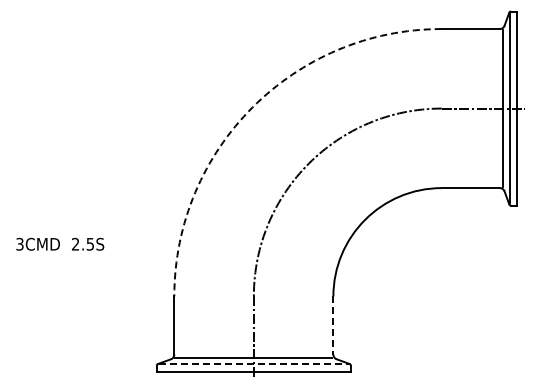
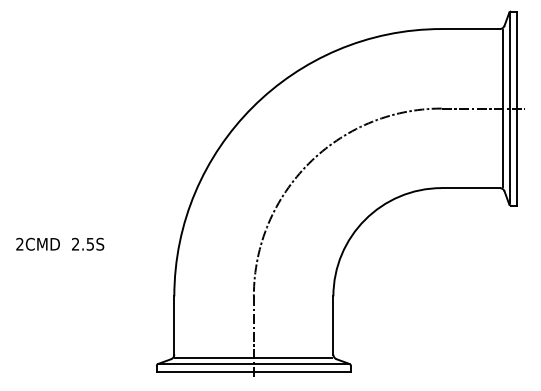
arc: dashed -> solid (252, 107)
text: 3CMD -> 2CMD (19, 244)
line: dashed -> solid (333, 325)
line: dashed -> solid (253, 364)
